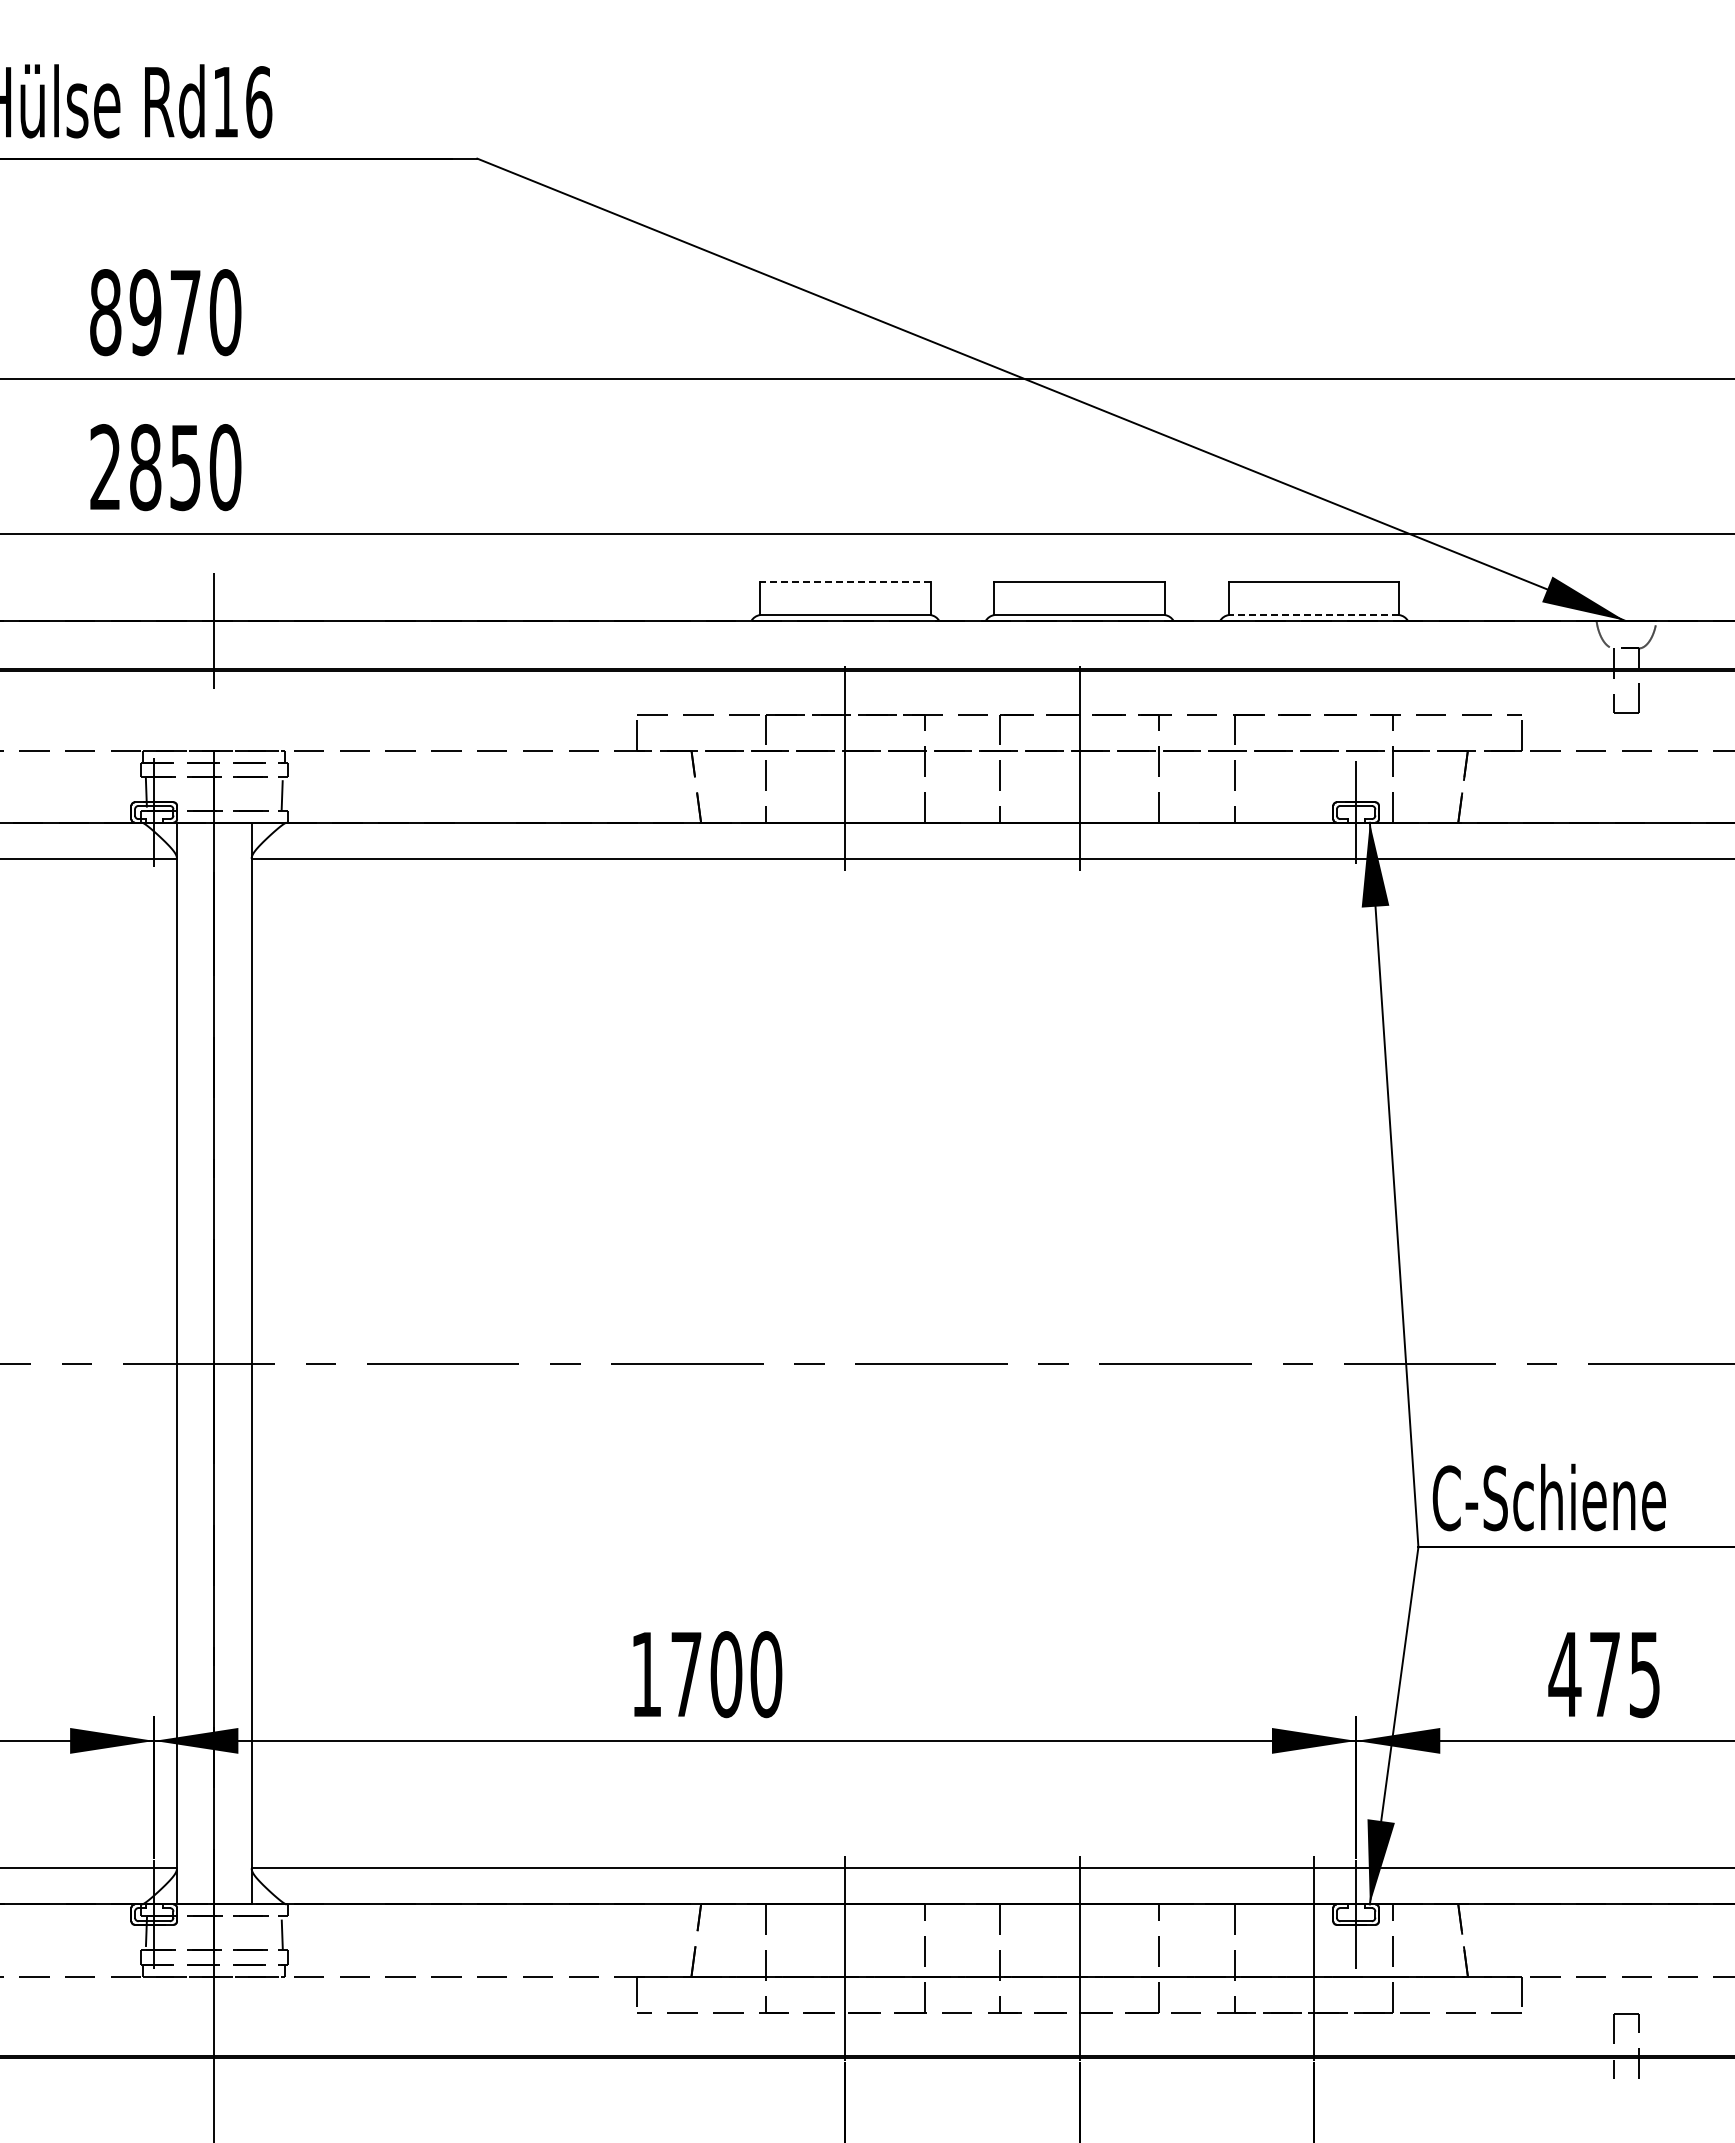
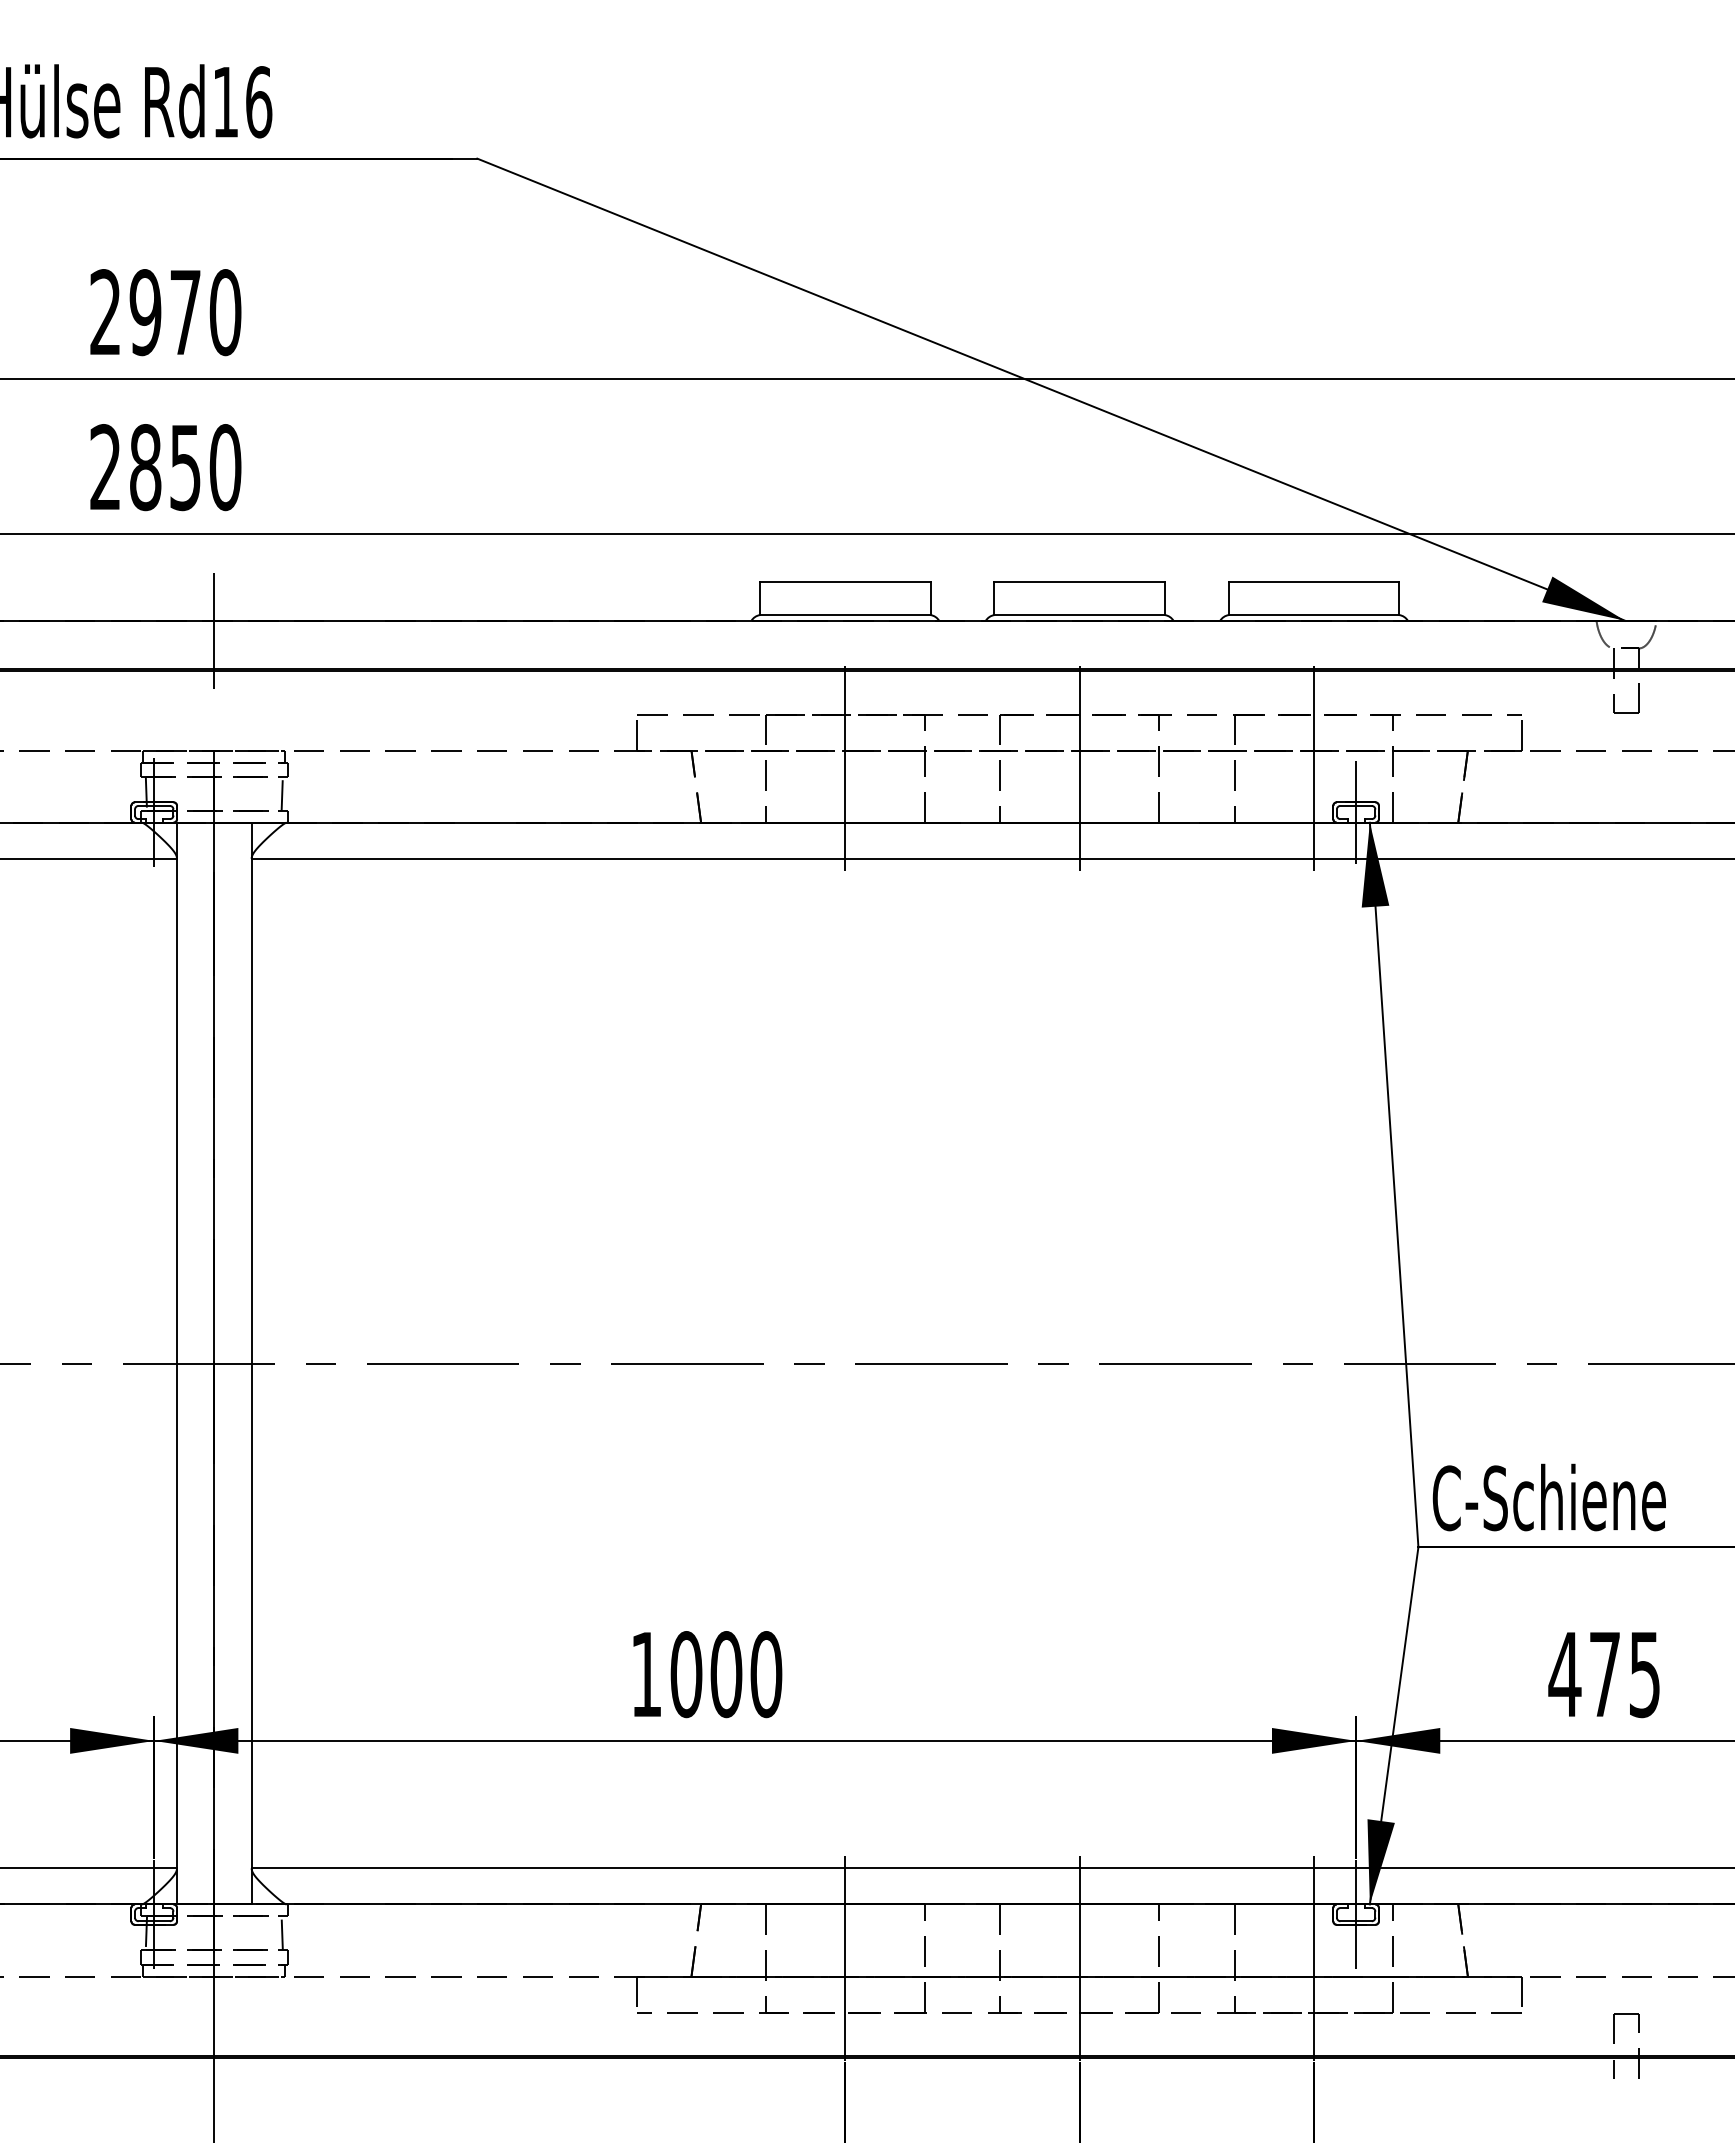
text: 8970 -> 2970 (105, 312)
line: dashed -> solid (844, 582)
line: dashed -> solid (1313, 615)
line: none -> present (1314, 768)
text: 1700 -> 1000 (686, 1674)
